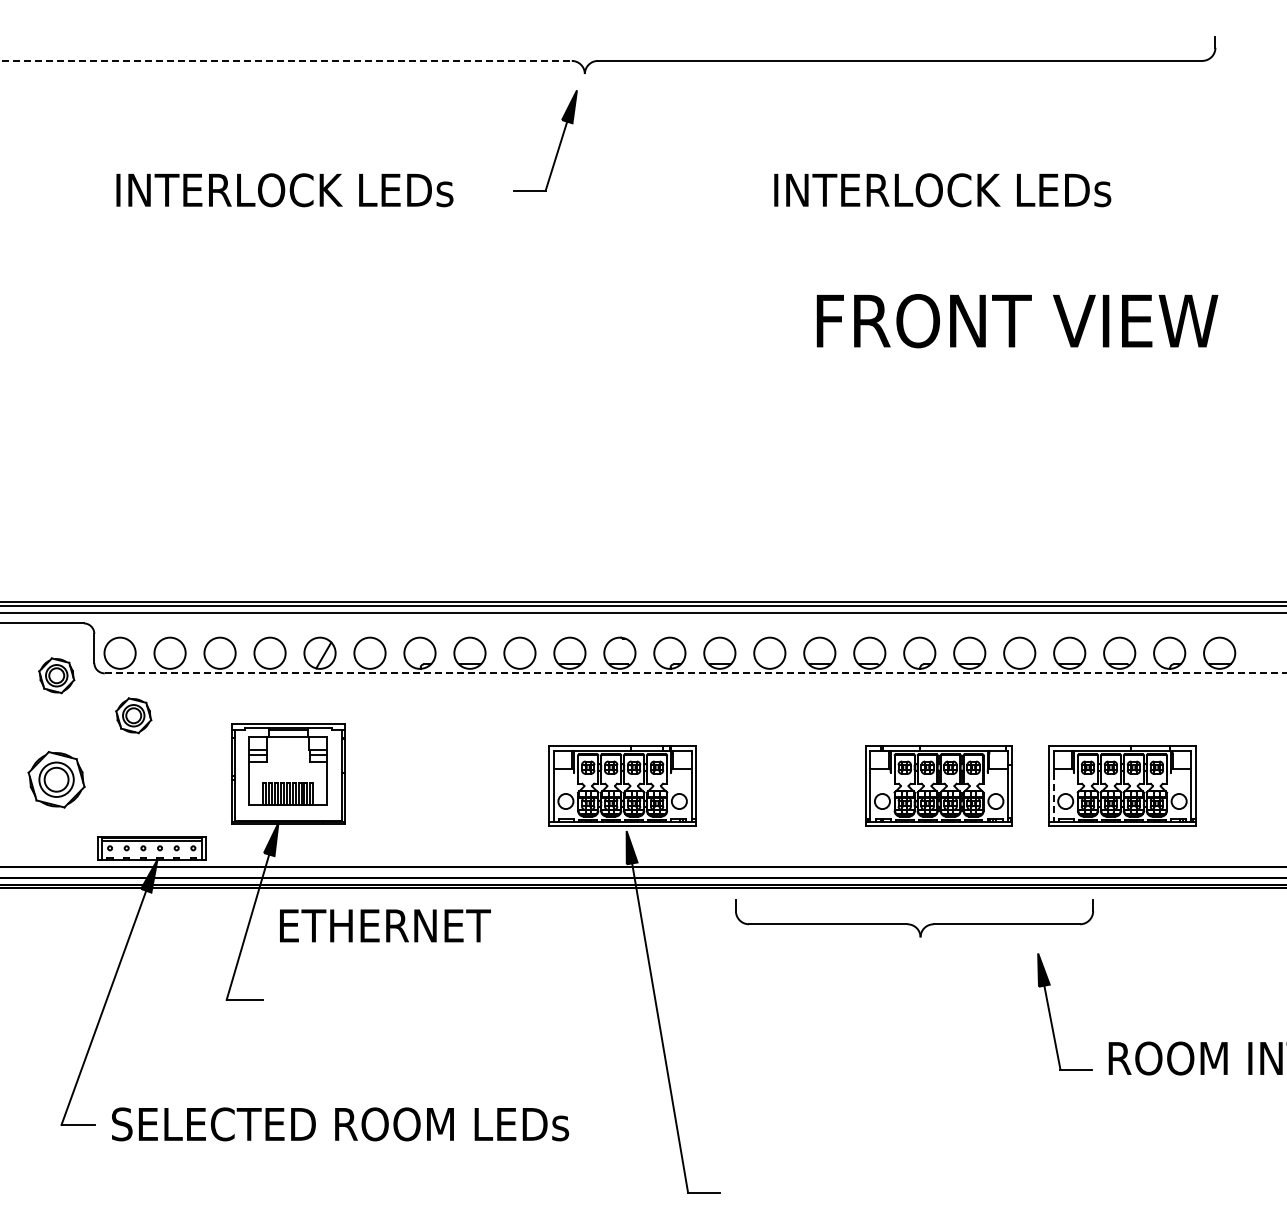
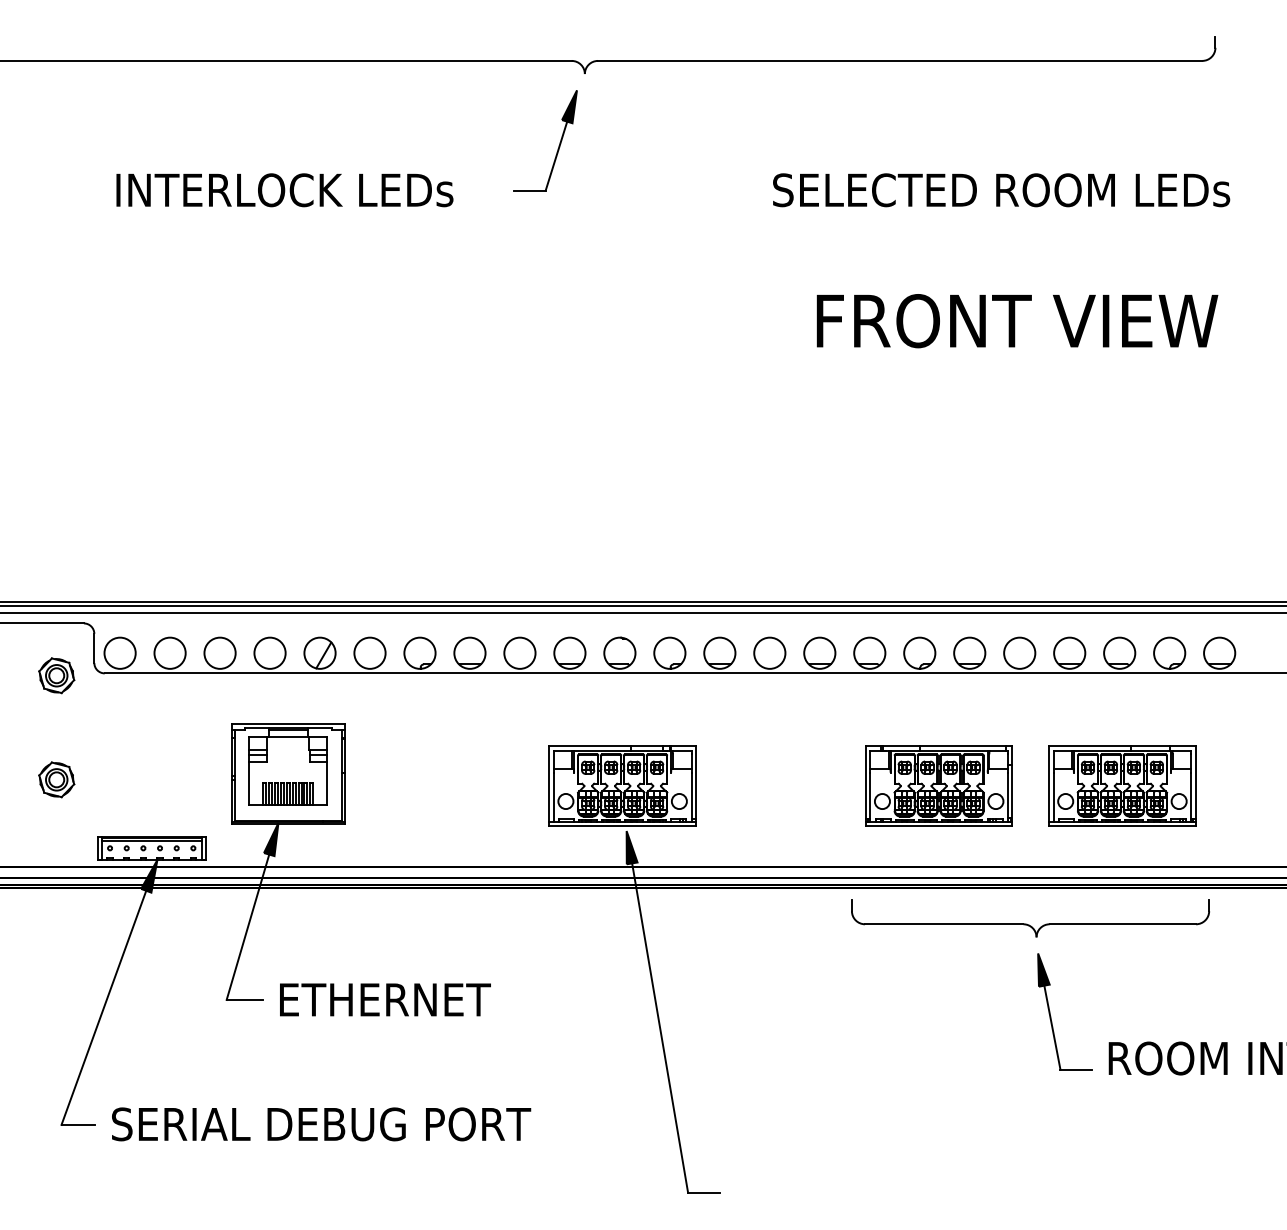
line: dashed -> solid (286, 60)
text: INTERLOCK LEDs -> SELECTED ROOM LEDs (1001, 190)
line: dashed -> solid (695, 673)
part: present -> none (133, 715)
part size: 59x58 px -> 38x38 px (56, 779)
line: dashed -> solid (1053, 797)
part position: (913, 924) -> (1029, 924) (1029, 924)
text position: (385, 925) -> (385, 999) (385, 999)
text: SELECTED ROOM LEDs -> SERIAL DEBUG PORT (368, 1124)
